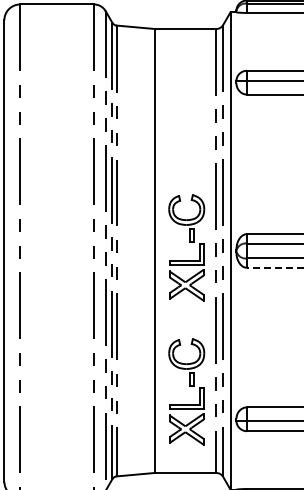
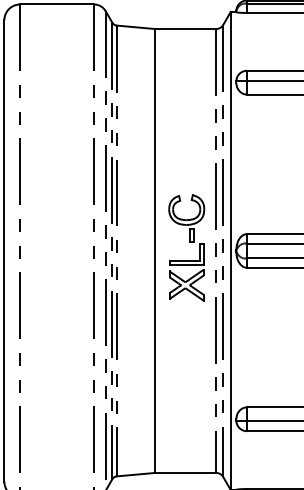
line: dashed -> solid (274, 267)
part: present -> none (186, 391)
